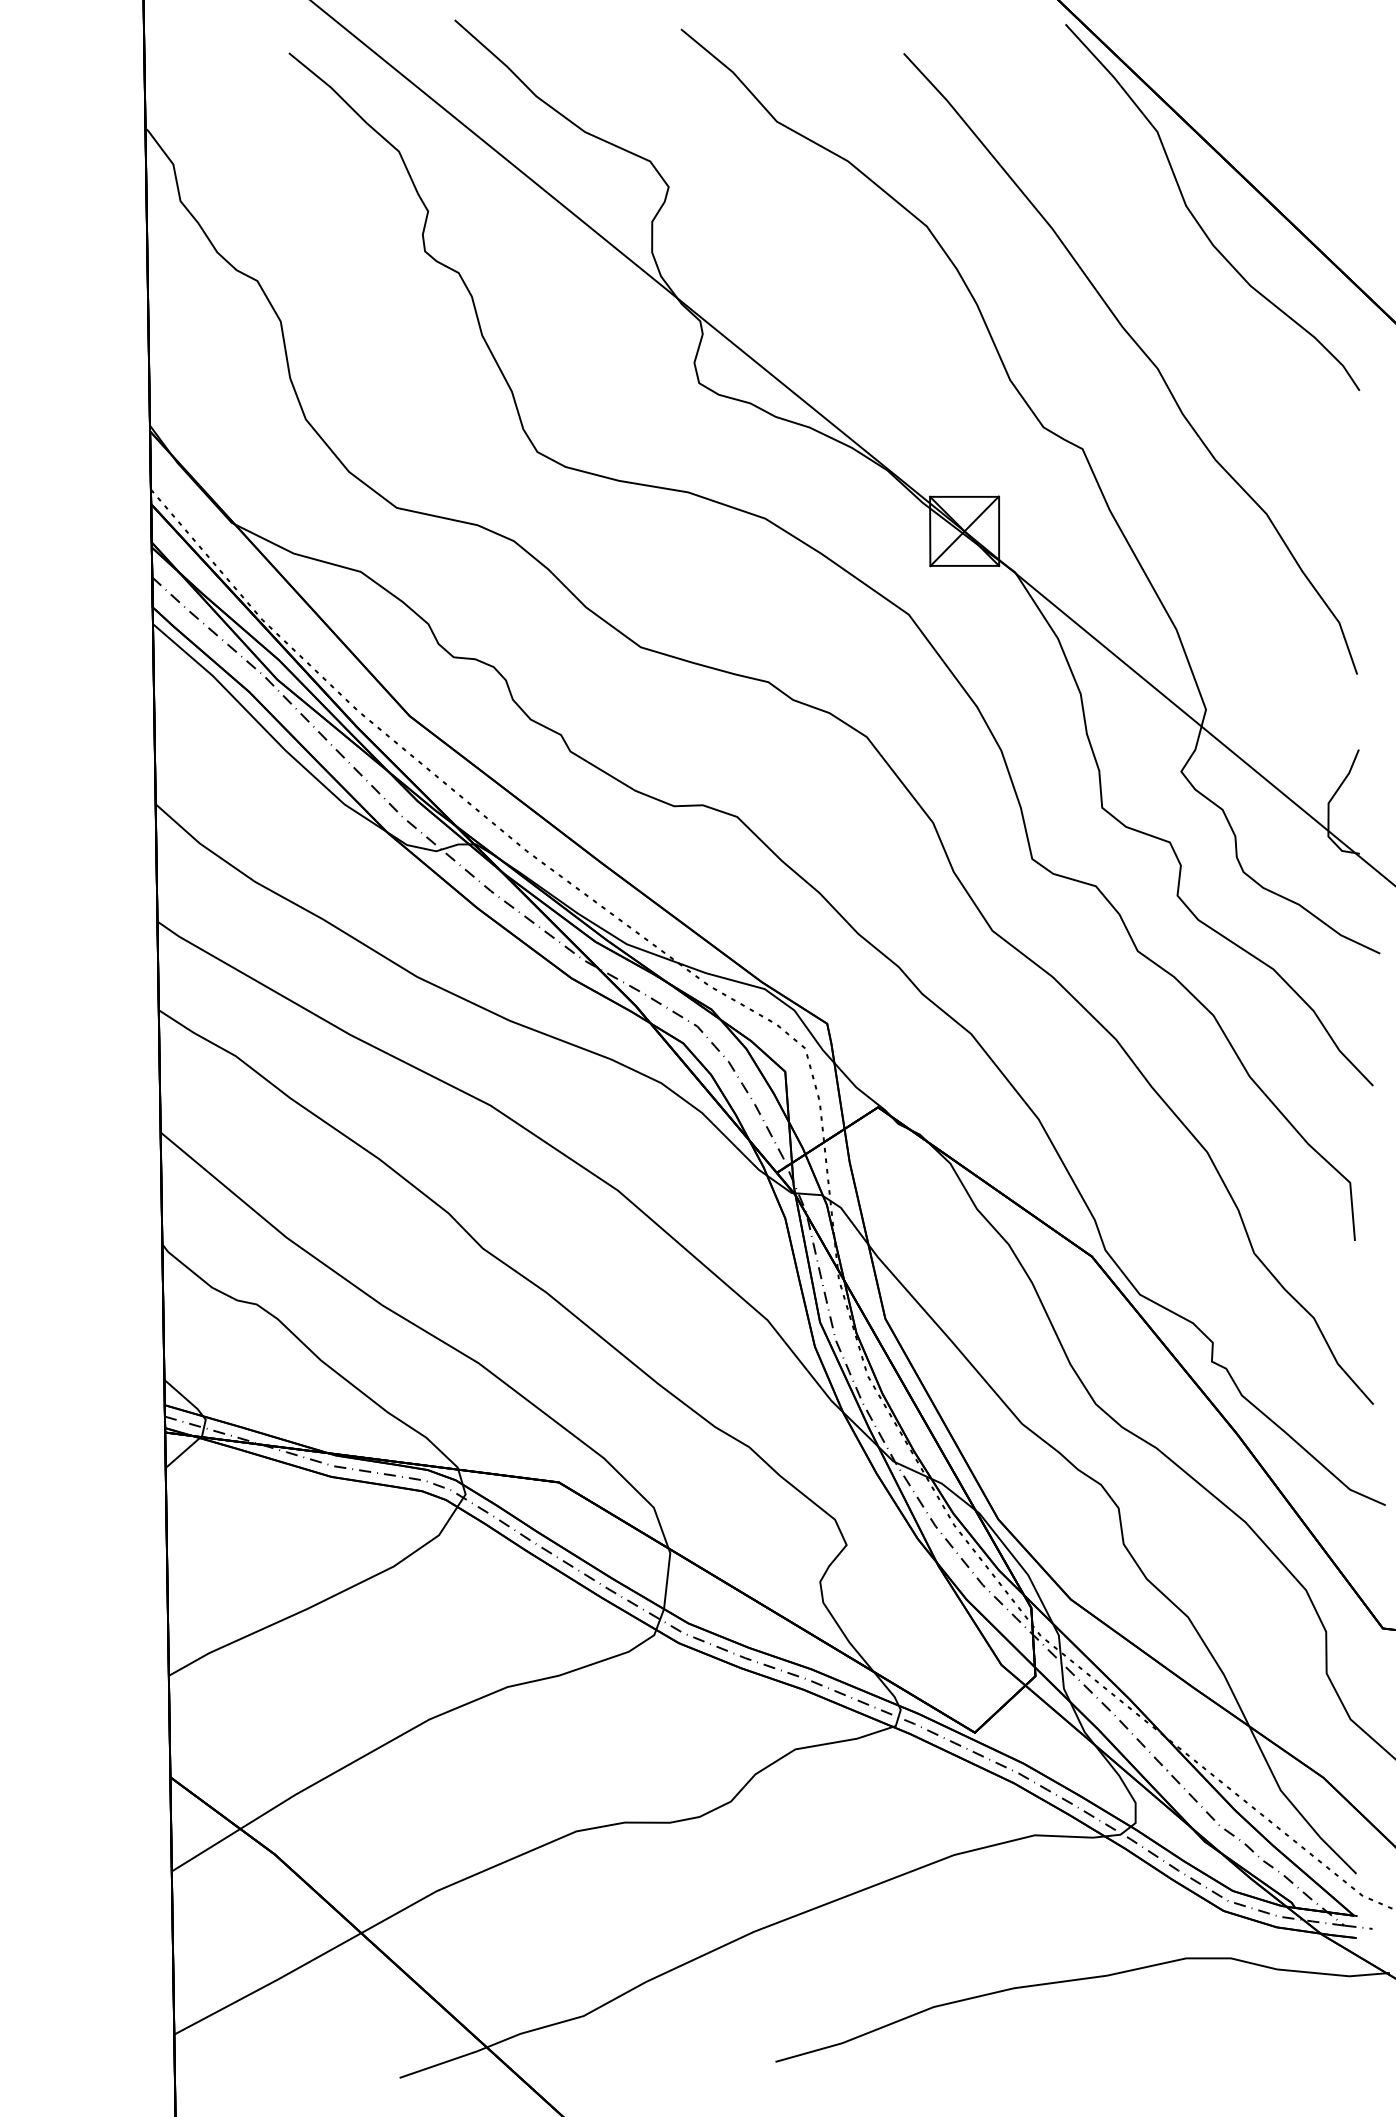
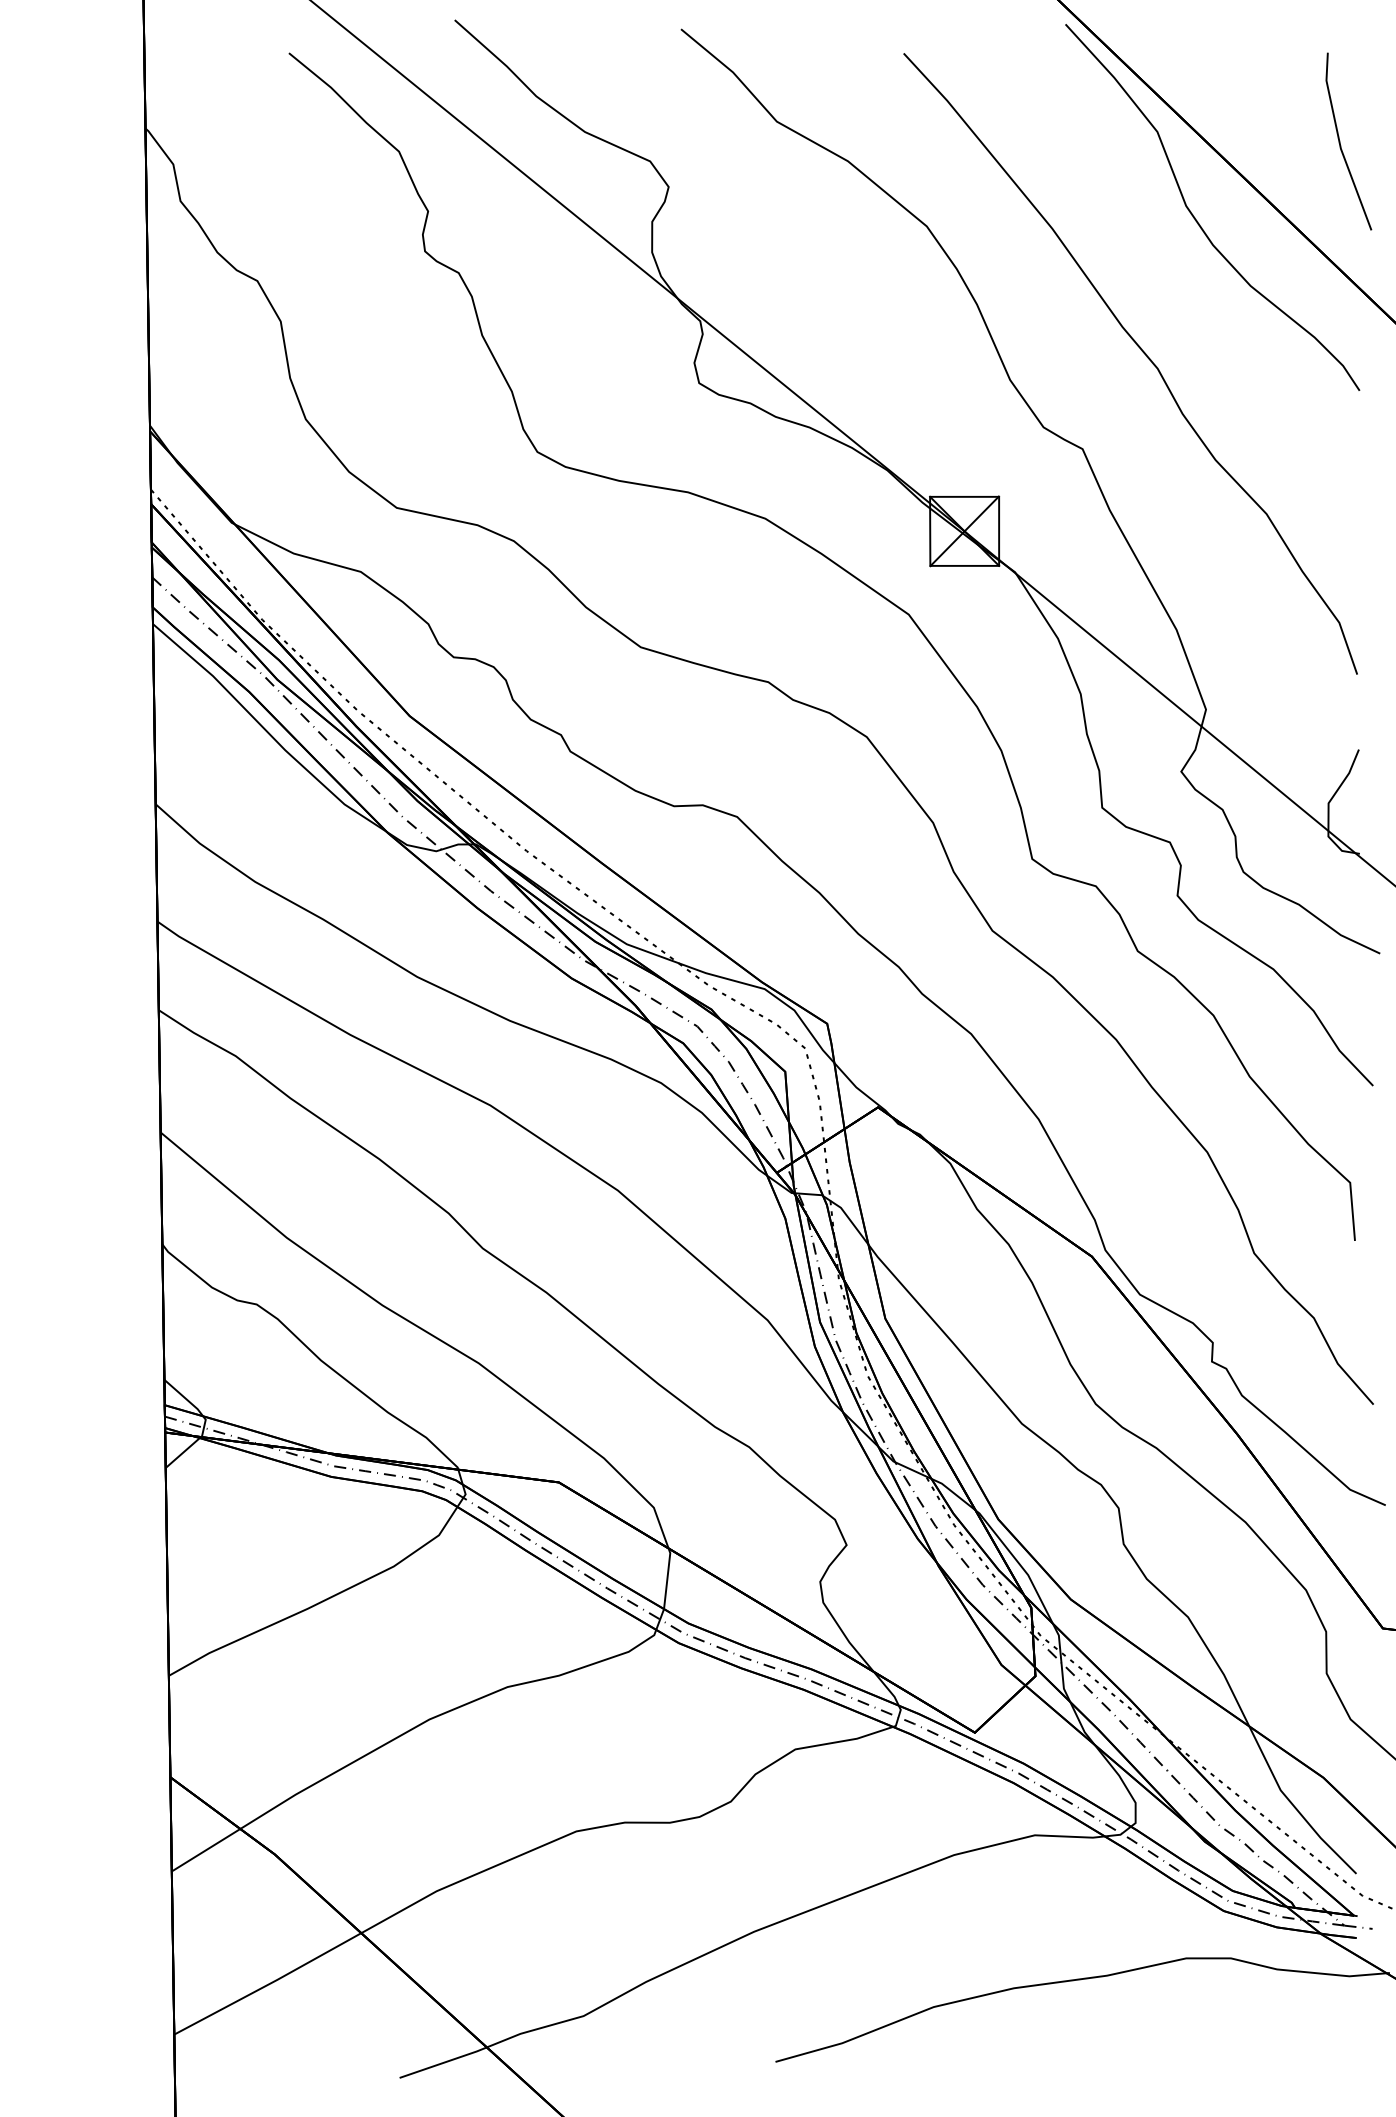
line: none -> present (1340, 141)
